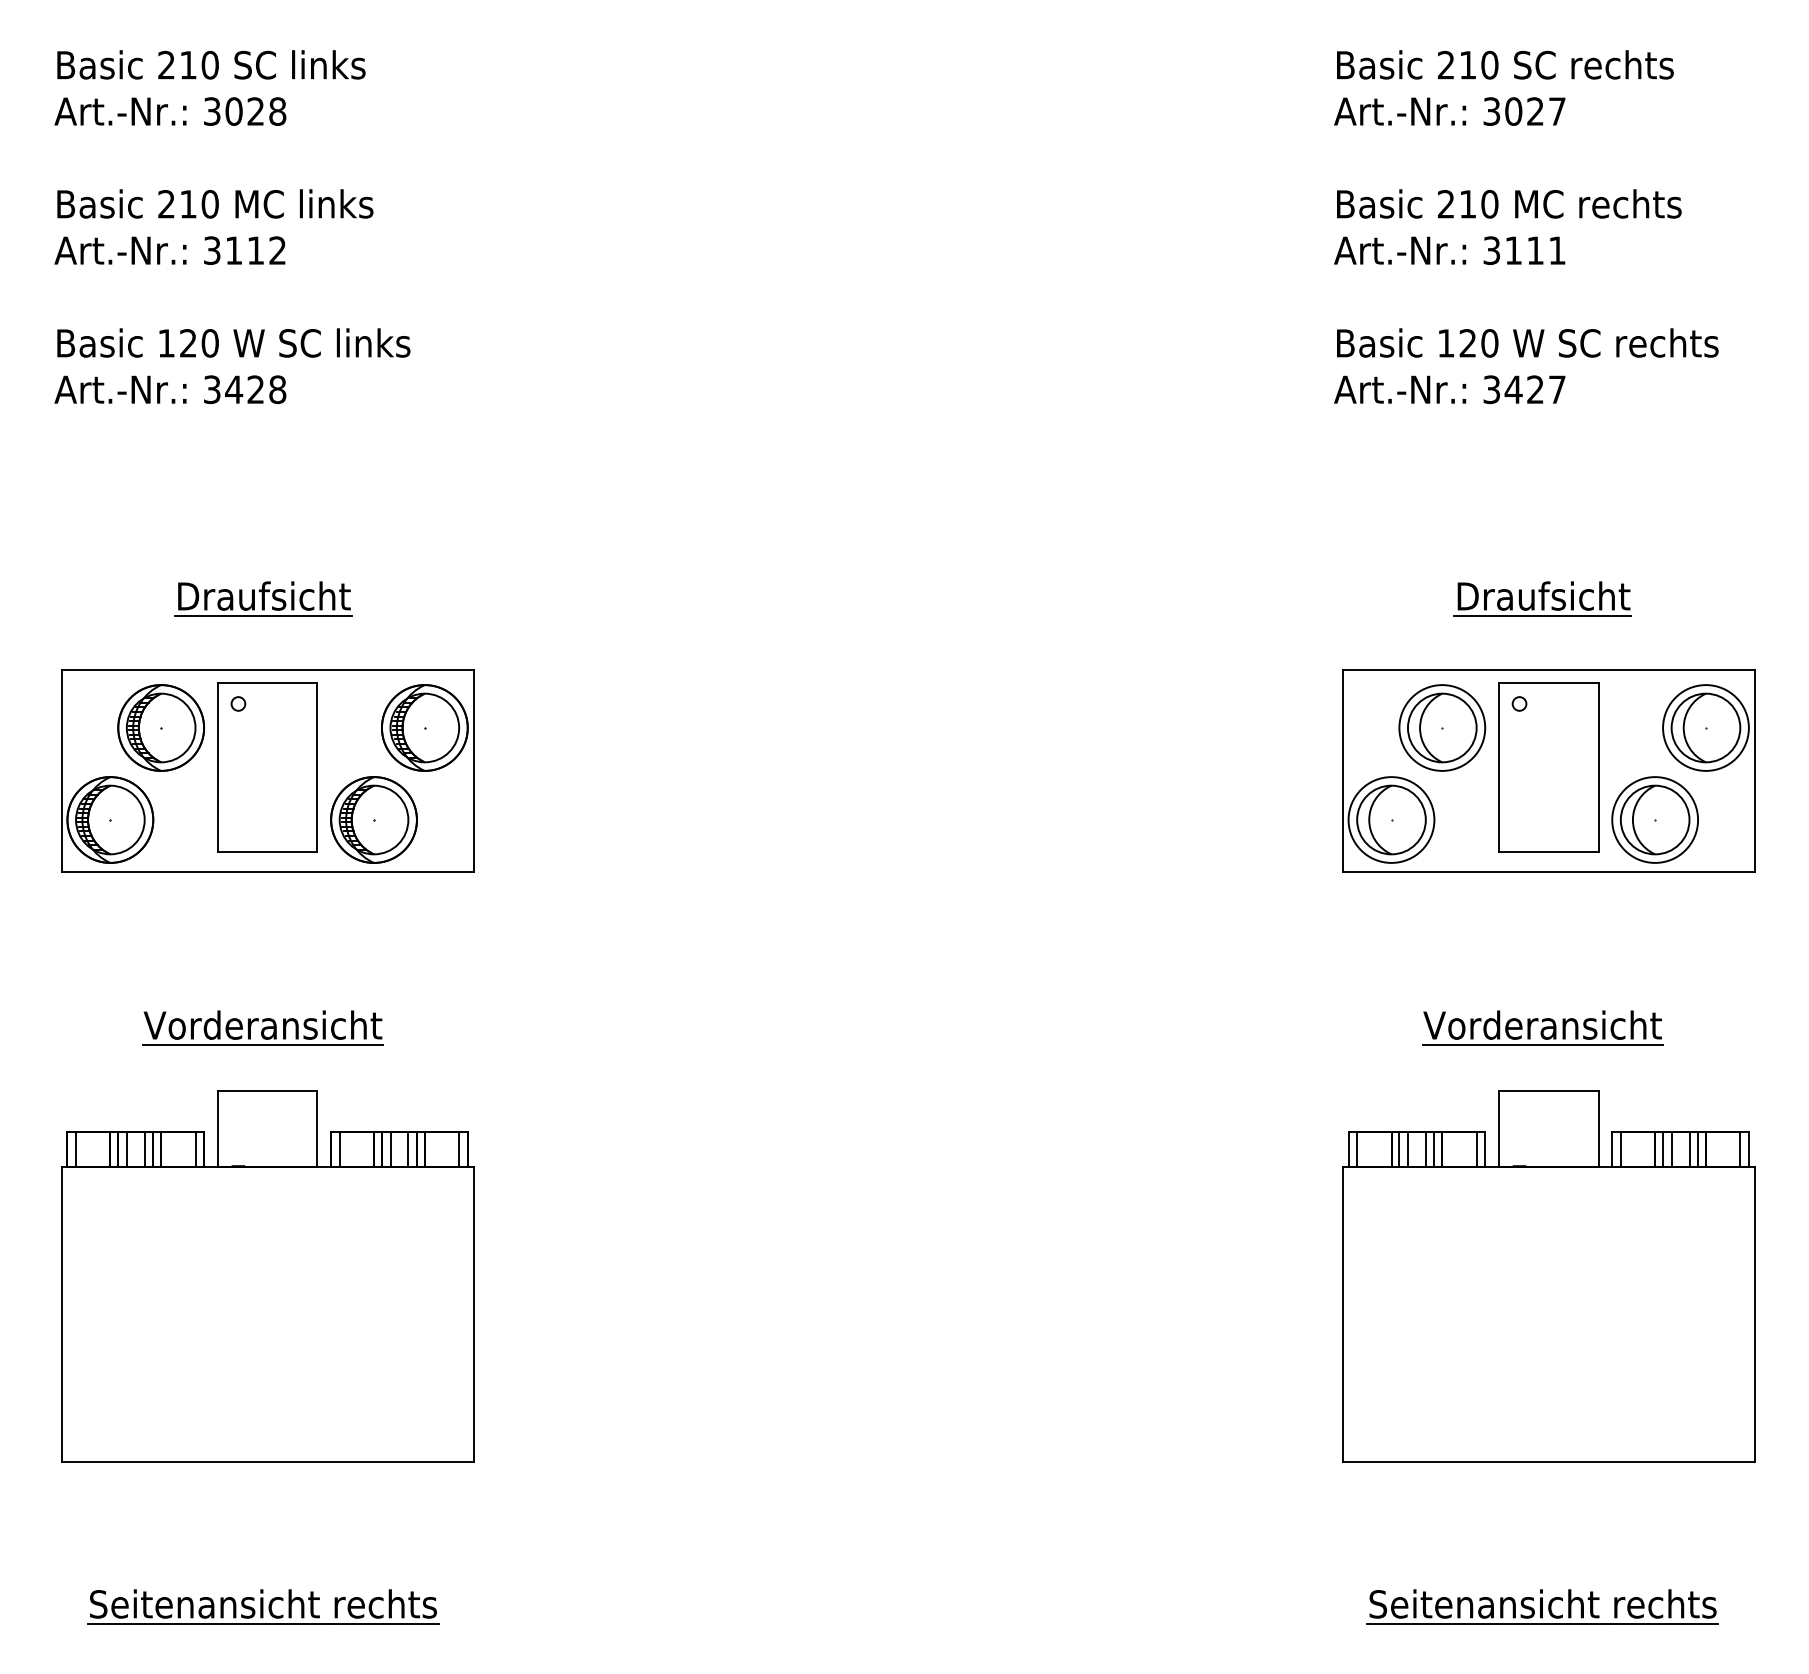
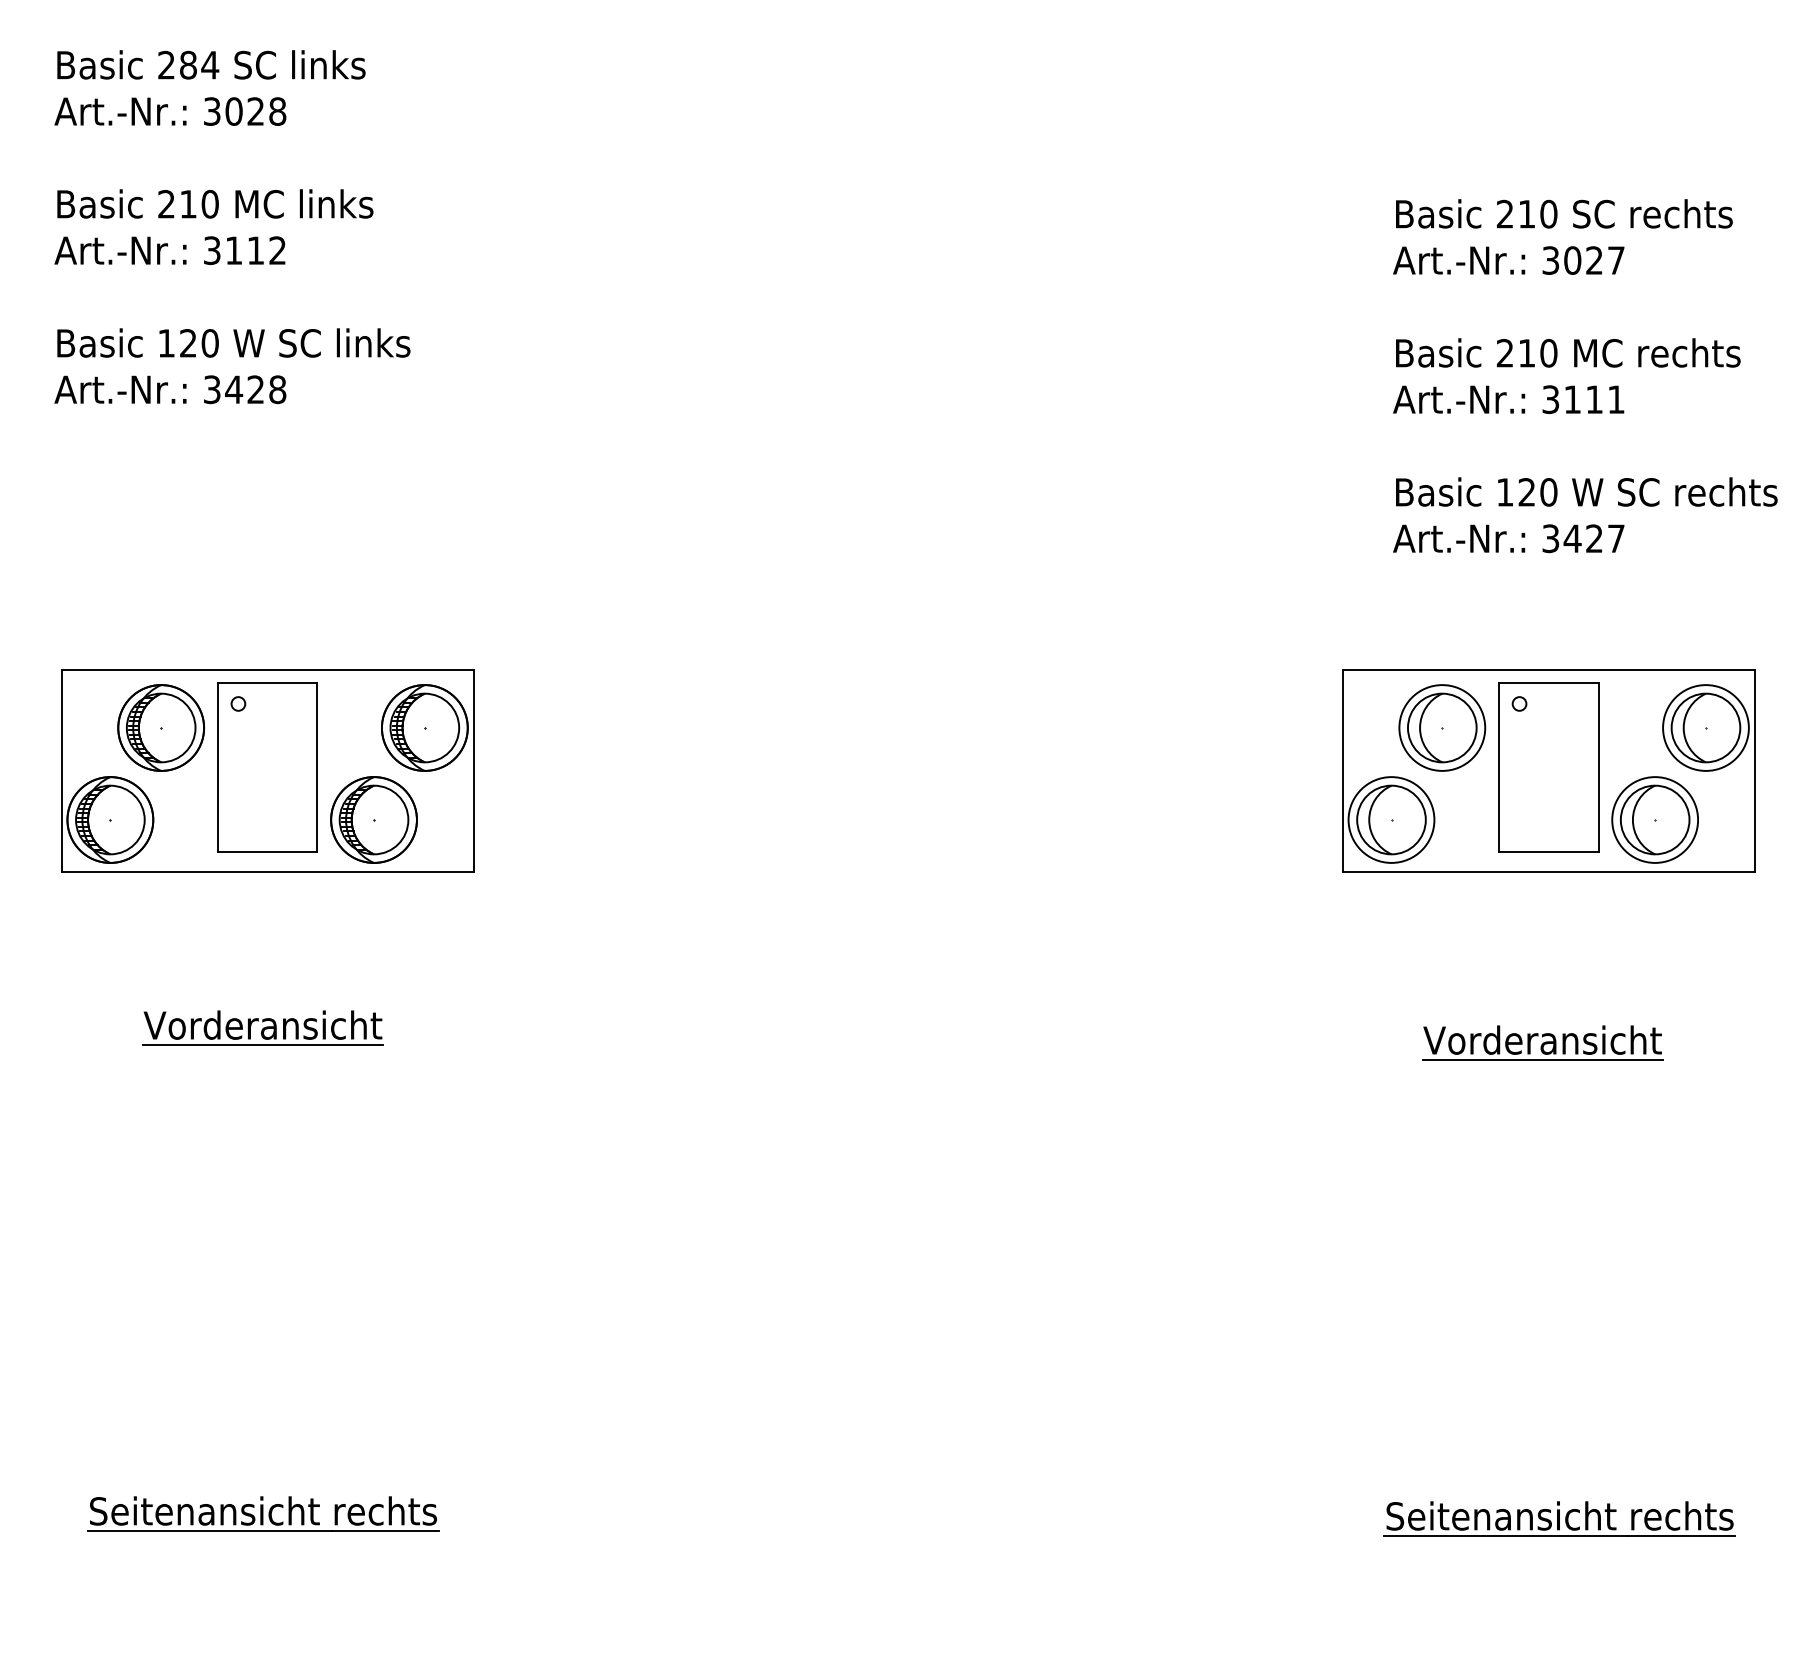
text: 210 -> 284 (199, 64)
text position: (1526, 227) -> (1585, 376) (1585, 376)
part: present -> none (263, 598)
part: present -> none (1542, 598)
part position: (1542, 1027) -> (1542, 1042) (1542, 1042)
part: present -> none (267, 1276)
part: present -> none (1548, 1276)
part position: (263, 1606) -> (263, 1513) (263, 1513)
part position: (1542, 1606) -> (1559, 1518) (1559, 1518)
